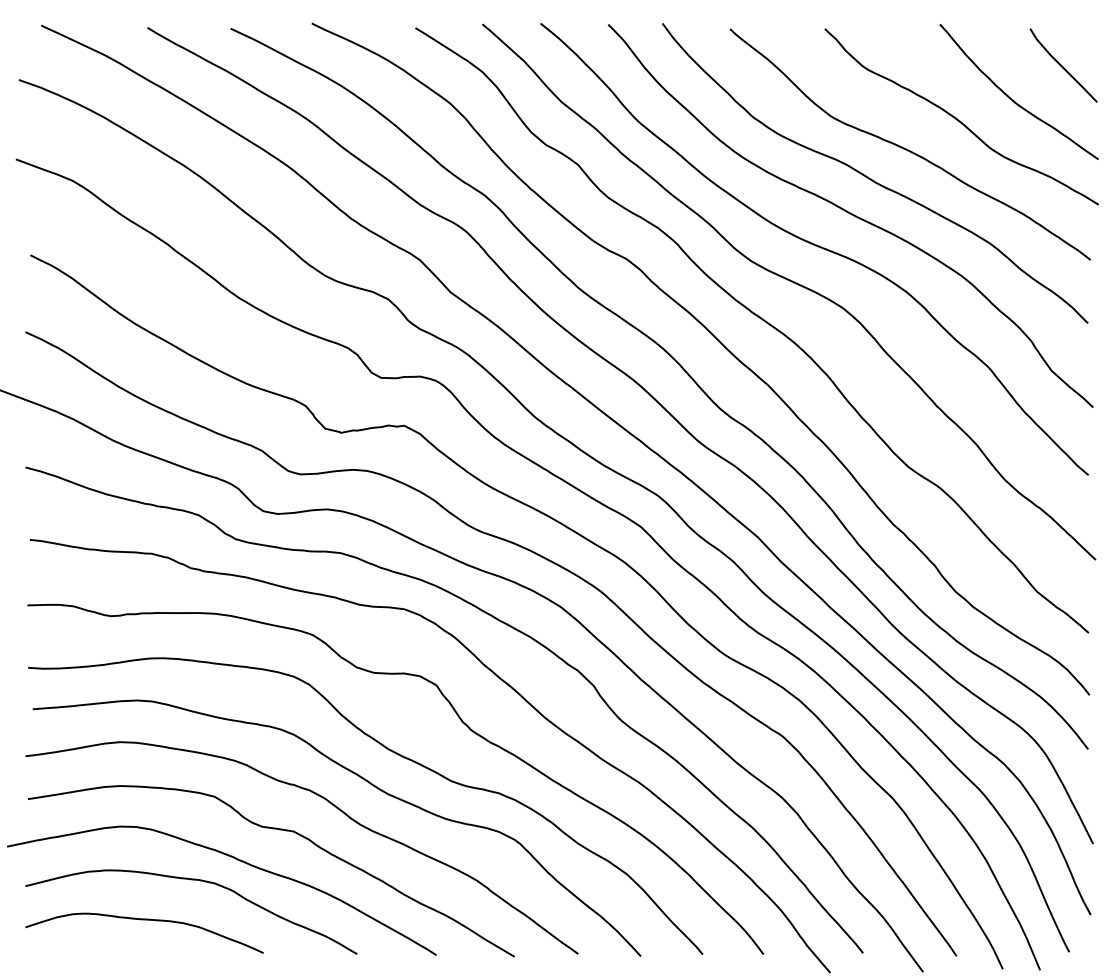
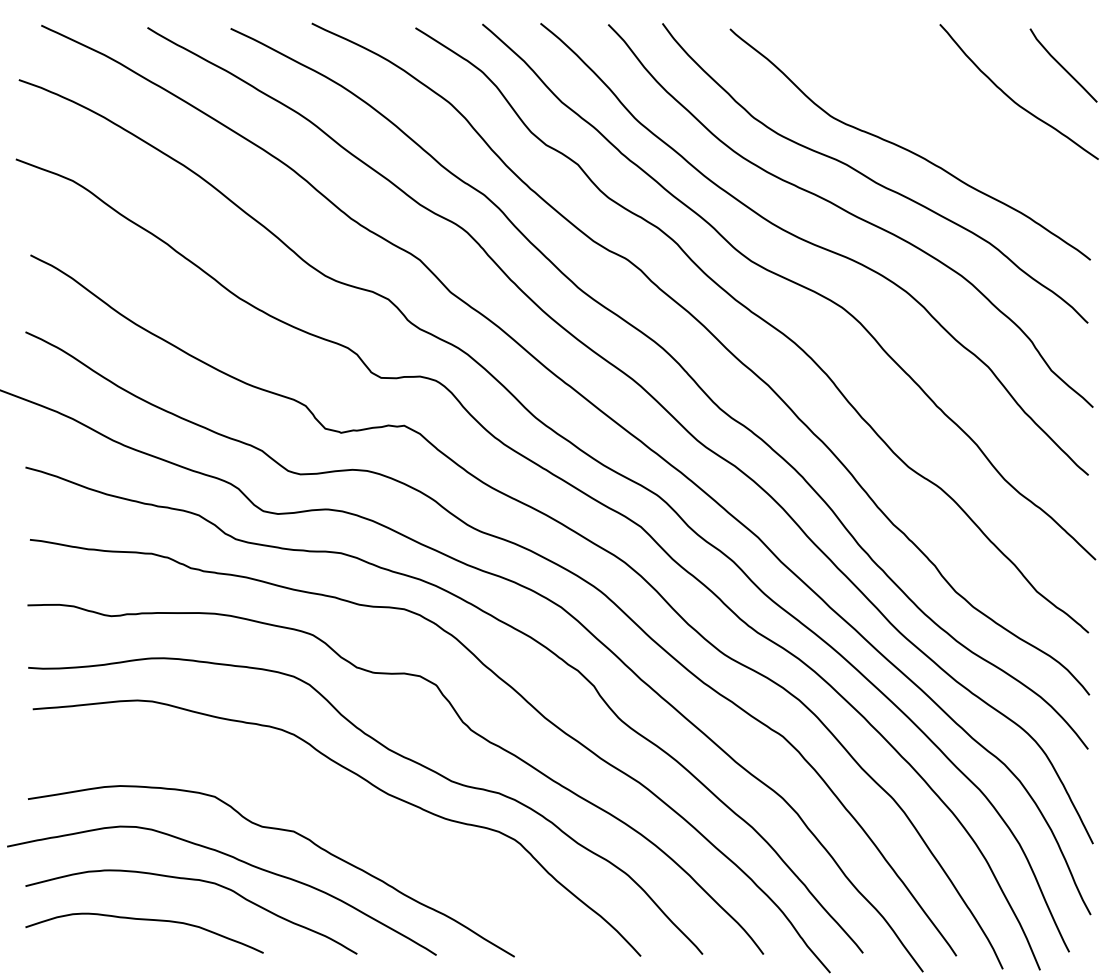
curve: present -> none (958, 119)
curve: present -> none (333, 806)
